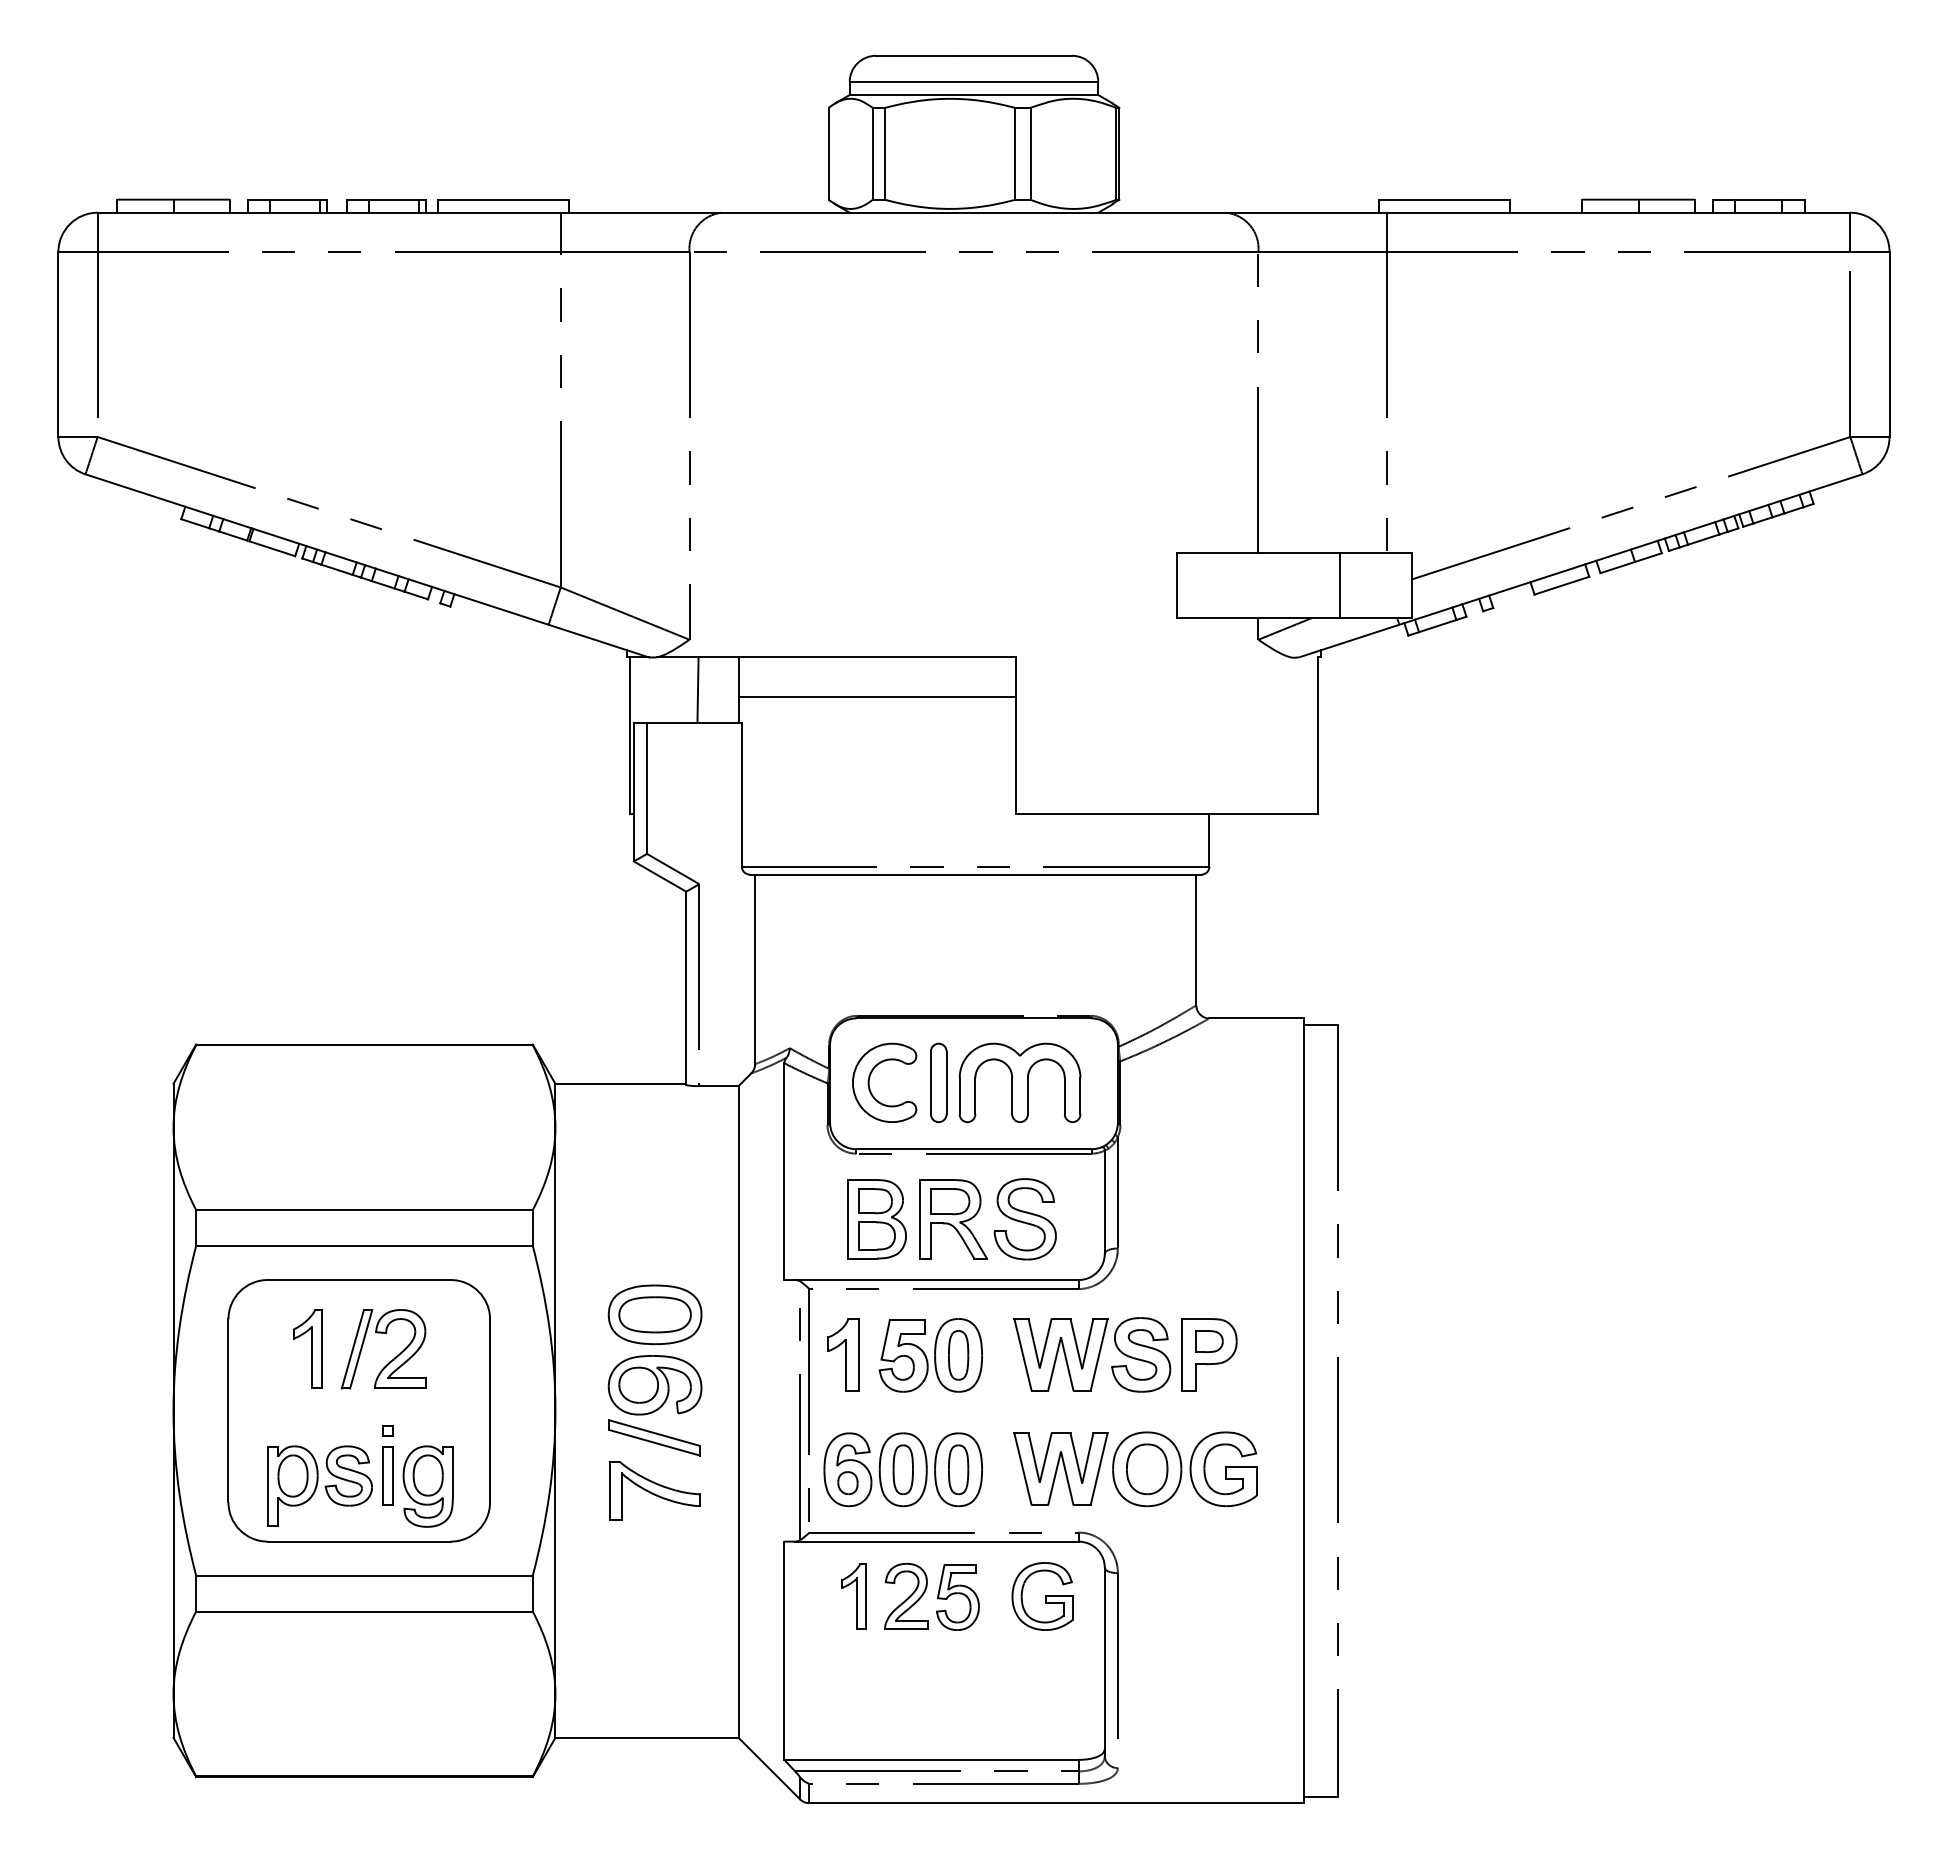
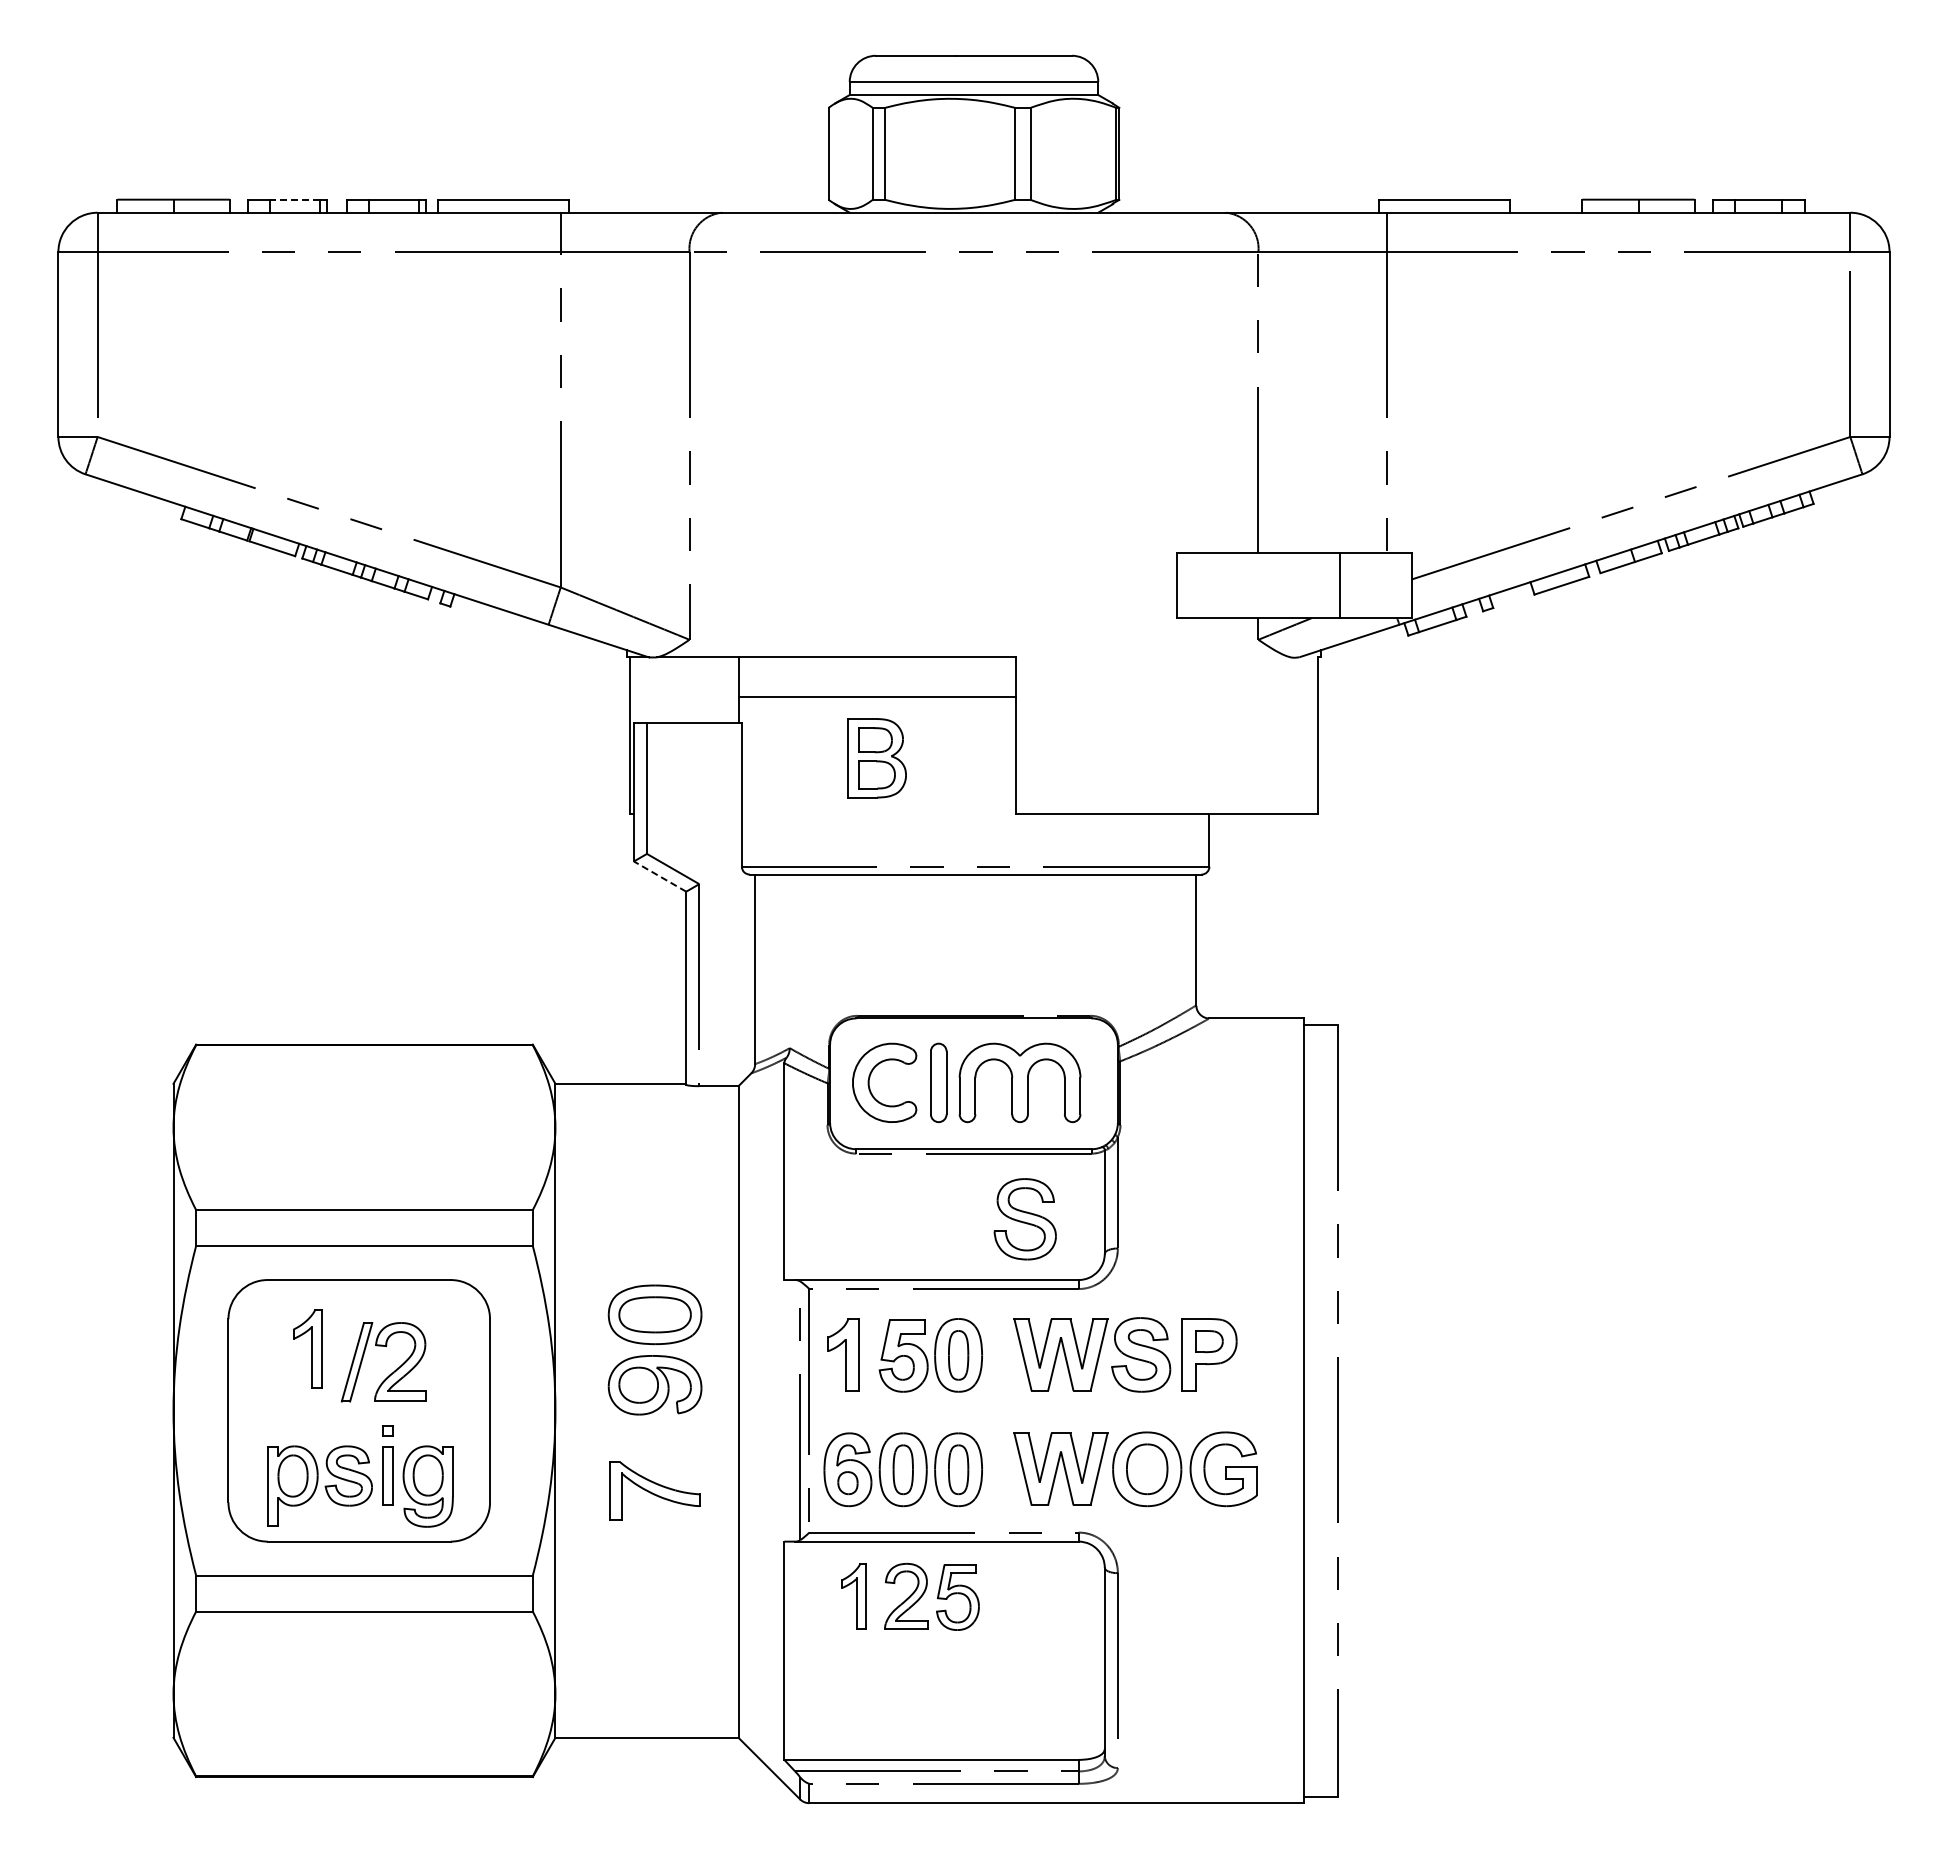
line: solid -> dashed (294, 199)
line: present -> none (697, 689)
line: solid -> dashed (659, 876)
part position: (876, 1219) -> (876, 758) (876, 758)
part: present -> none (953, 1219)
part position: (390, 1360) -> (390, 1373) (390, 1373)
part: present -> none (654, 1437)
part: present -> none (1042, 1596)
